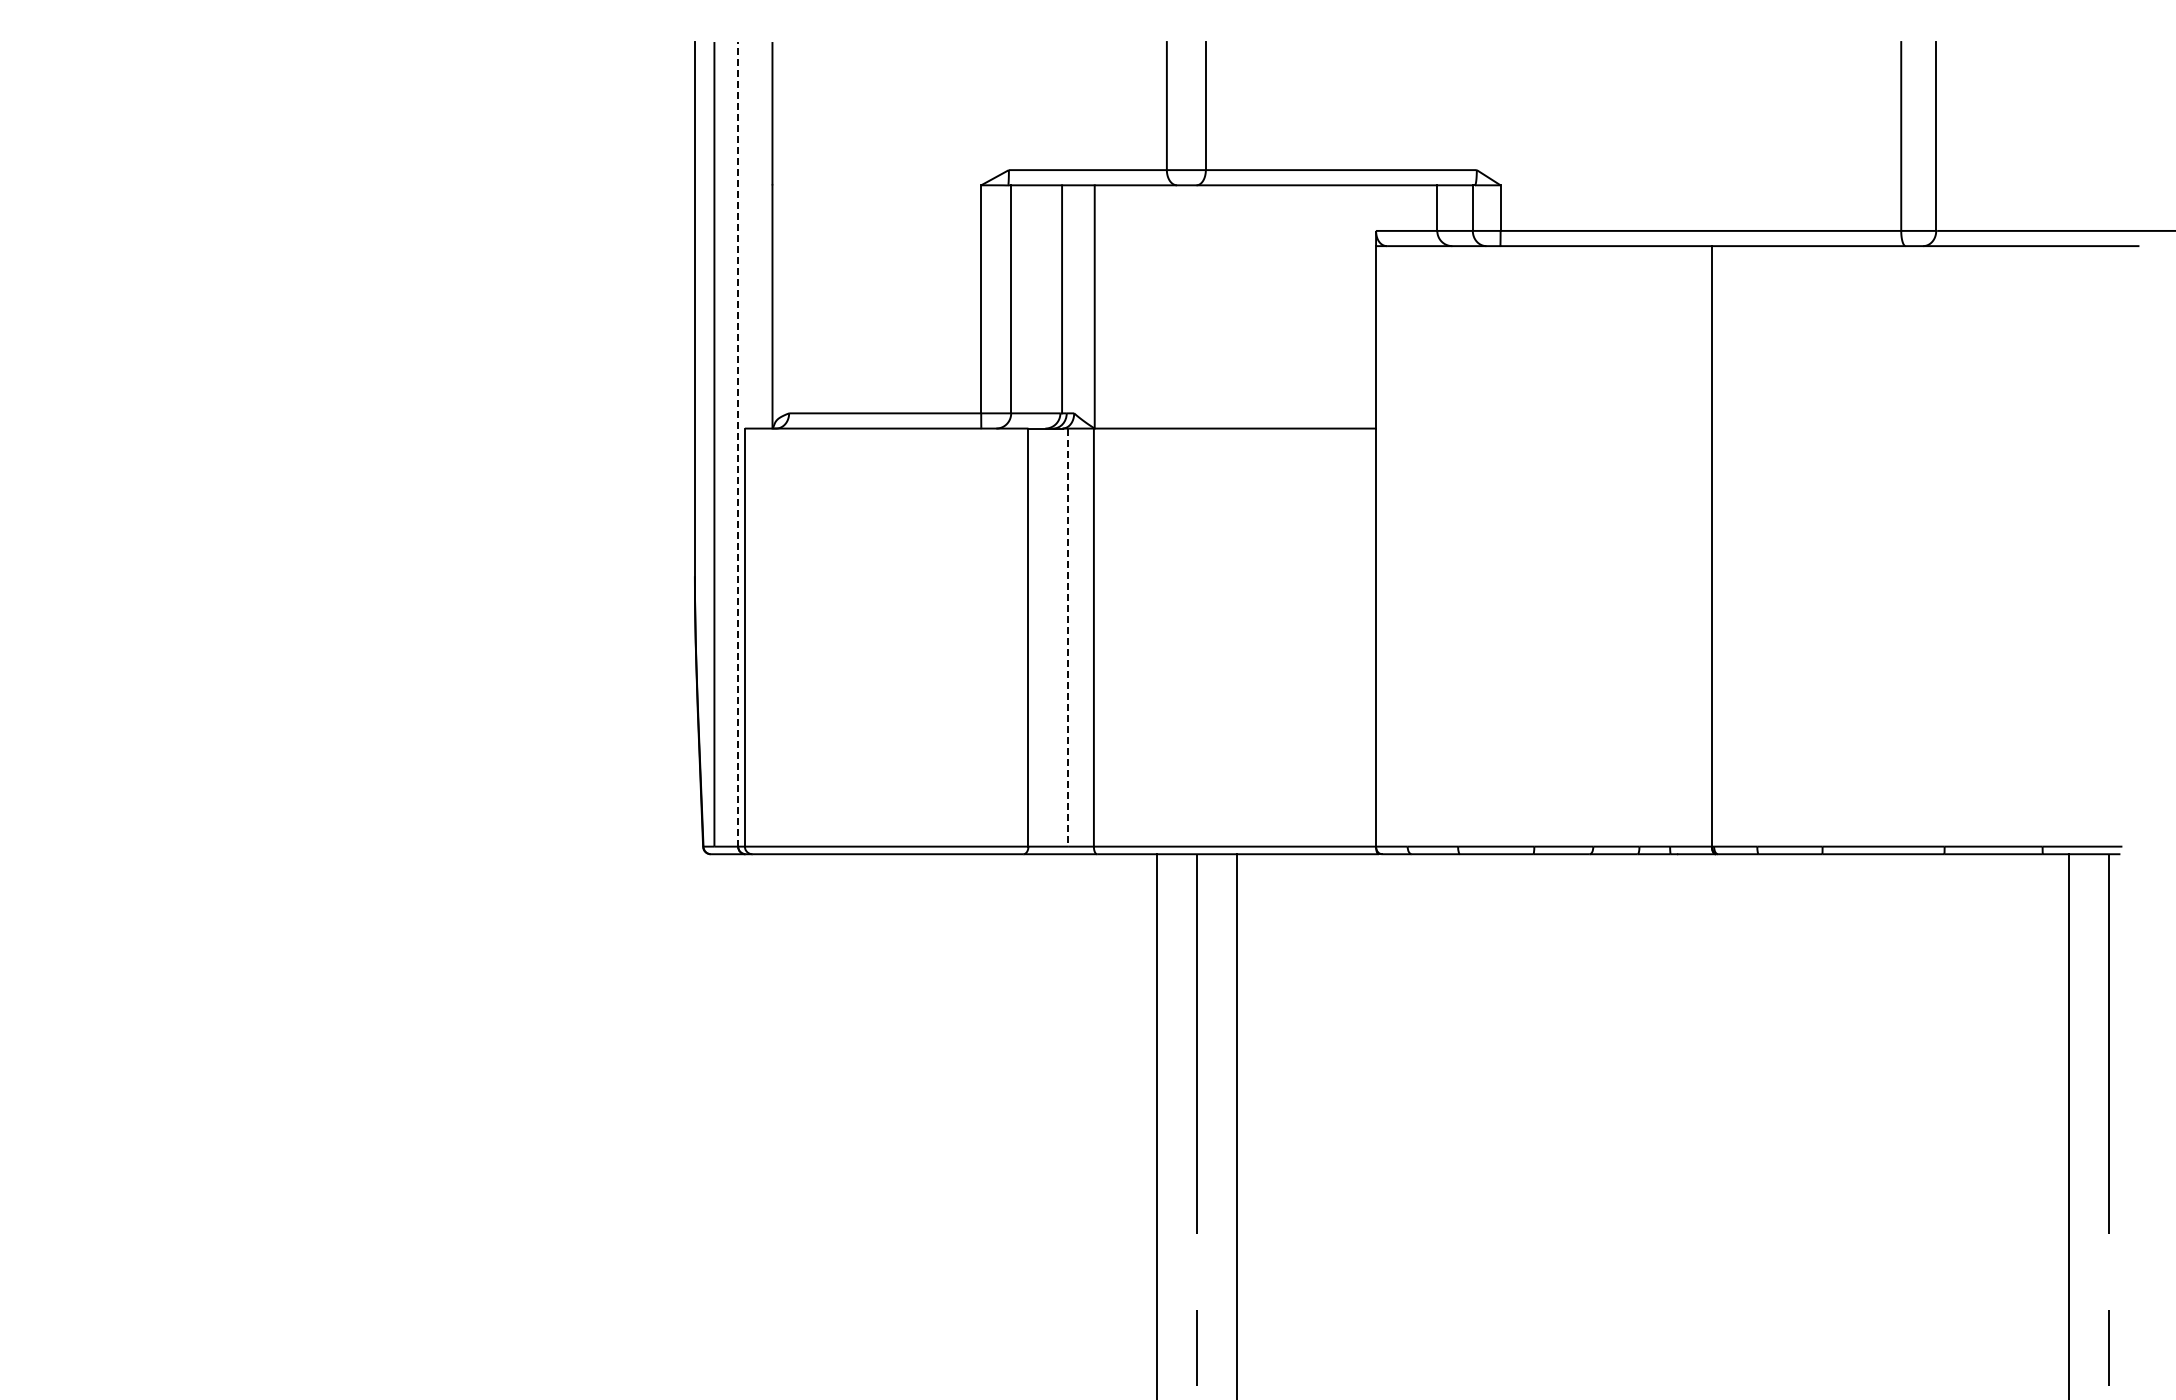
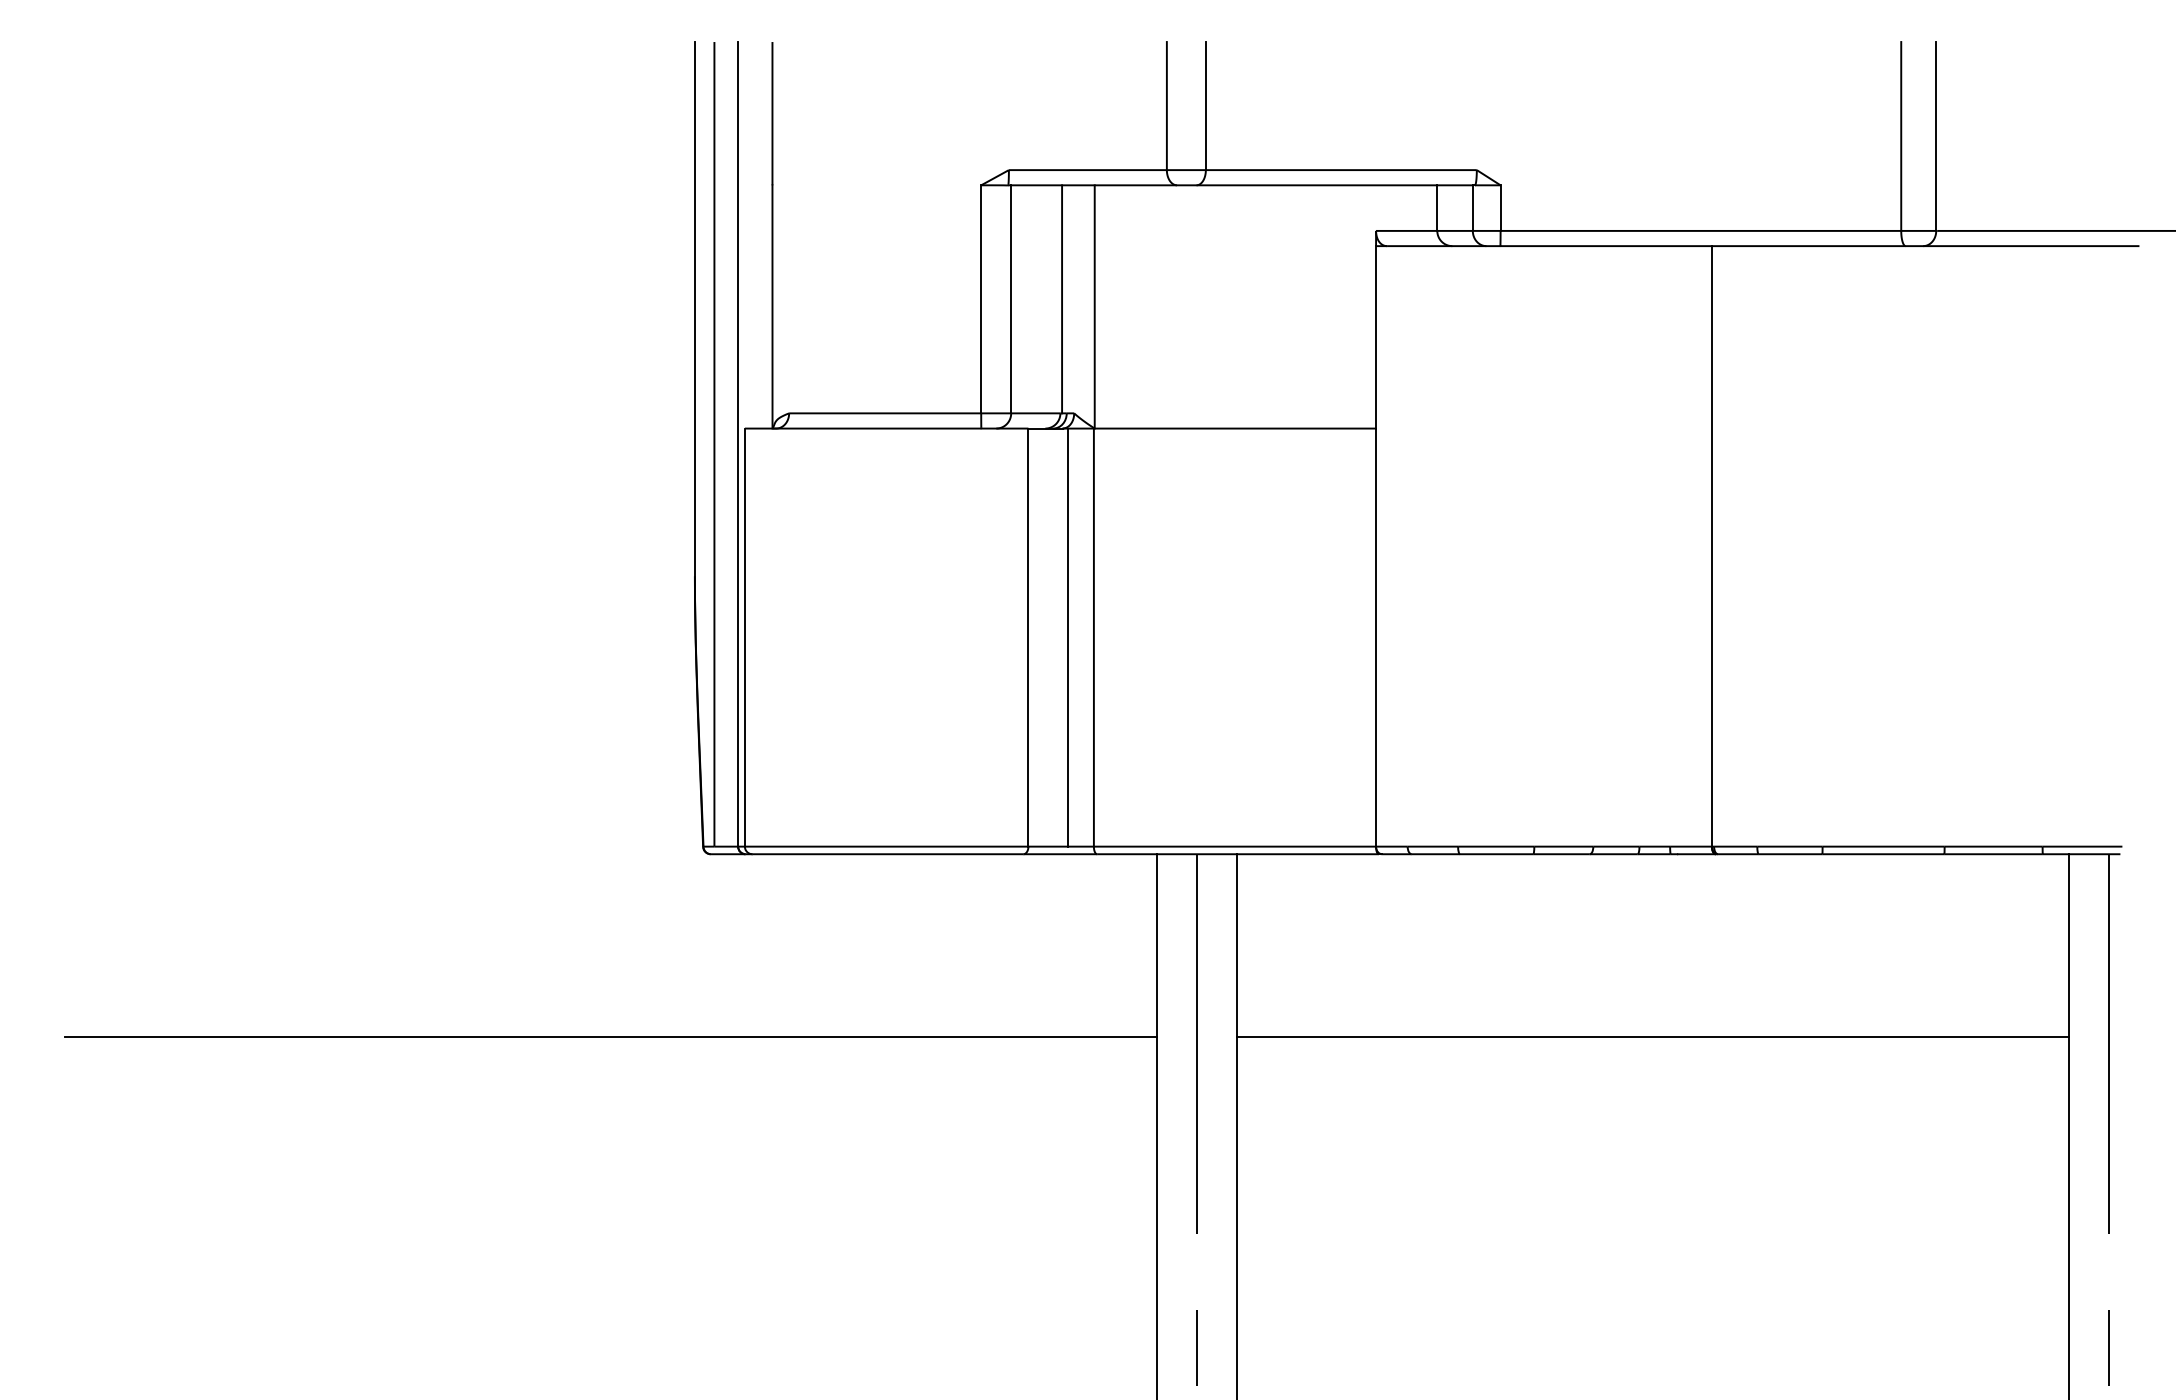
line: dashed -> solid (738, 443)
line: dashed -> solid (1068, 638)
line: none -> present (610, 1036)
line: none -> present (1652, 1036)
